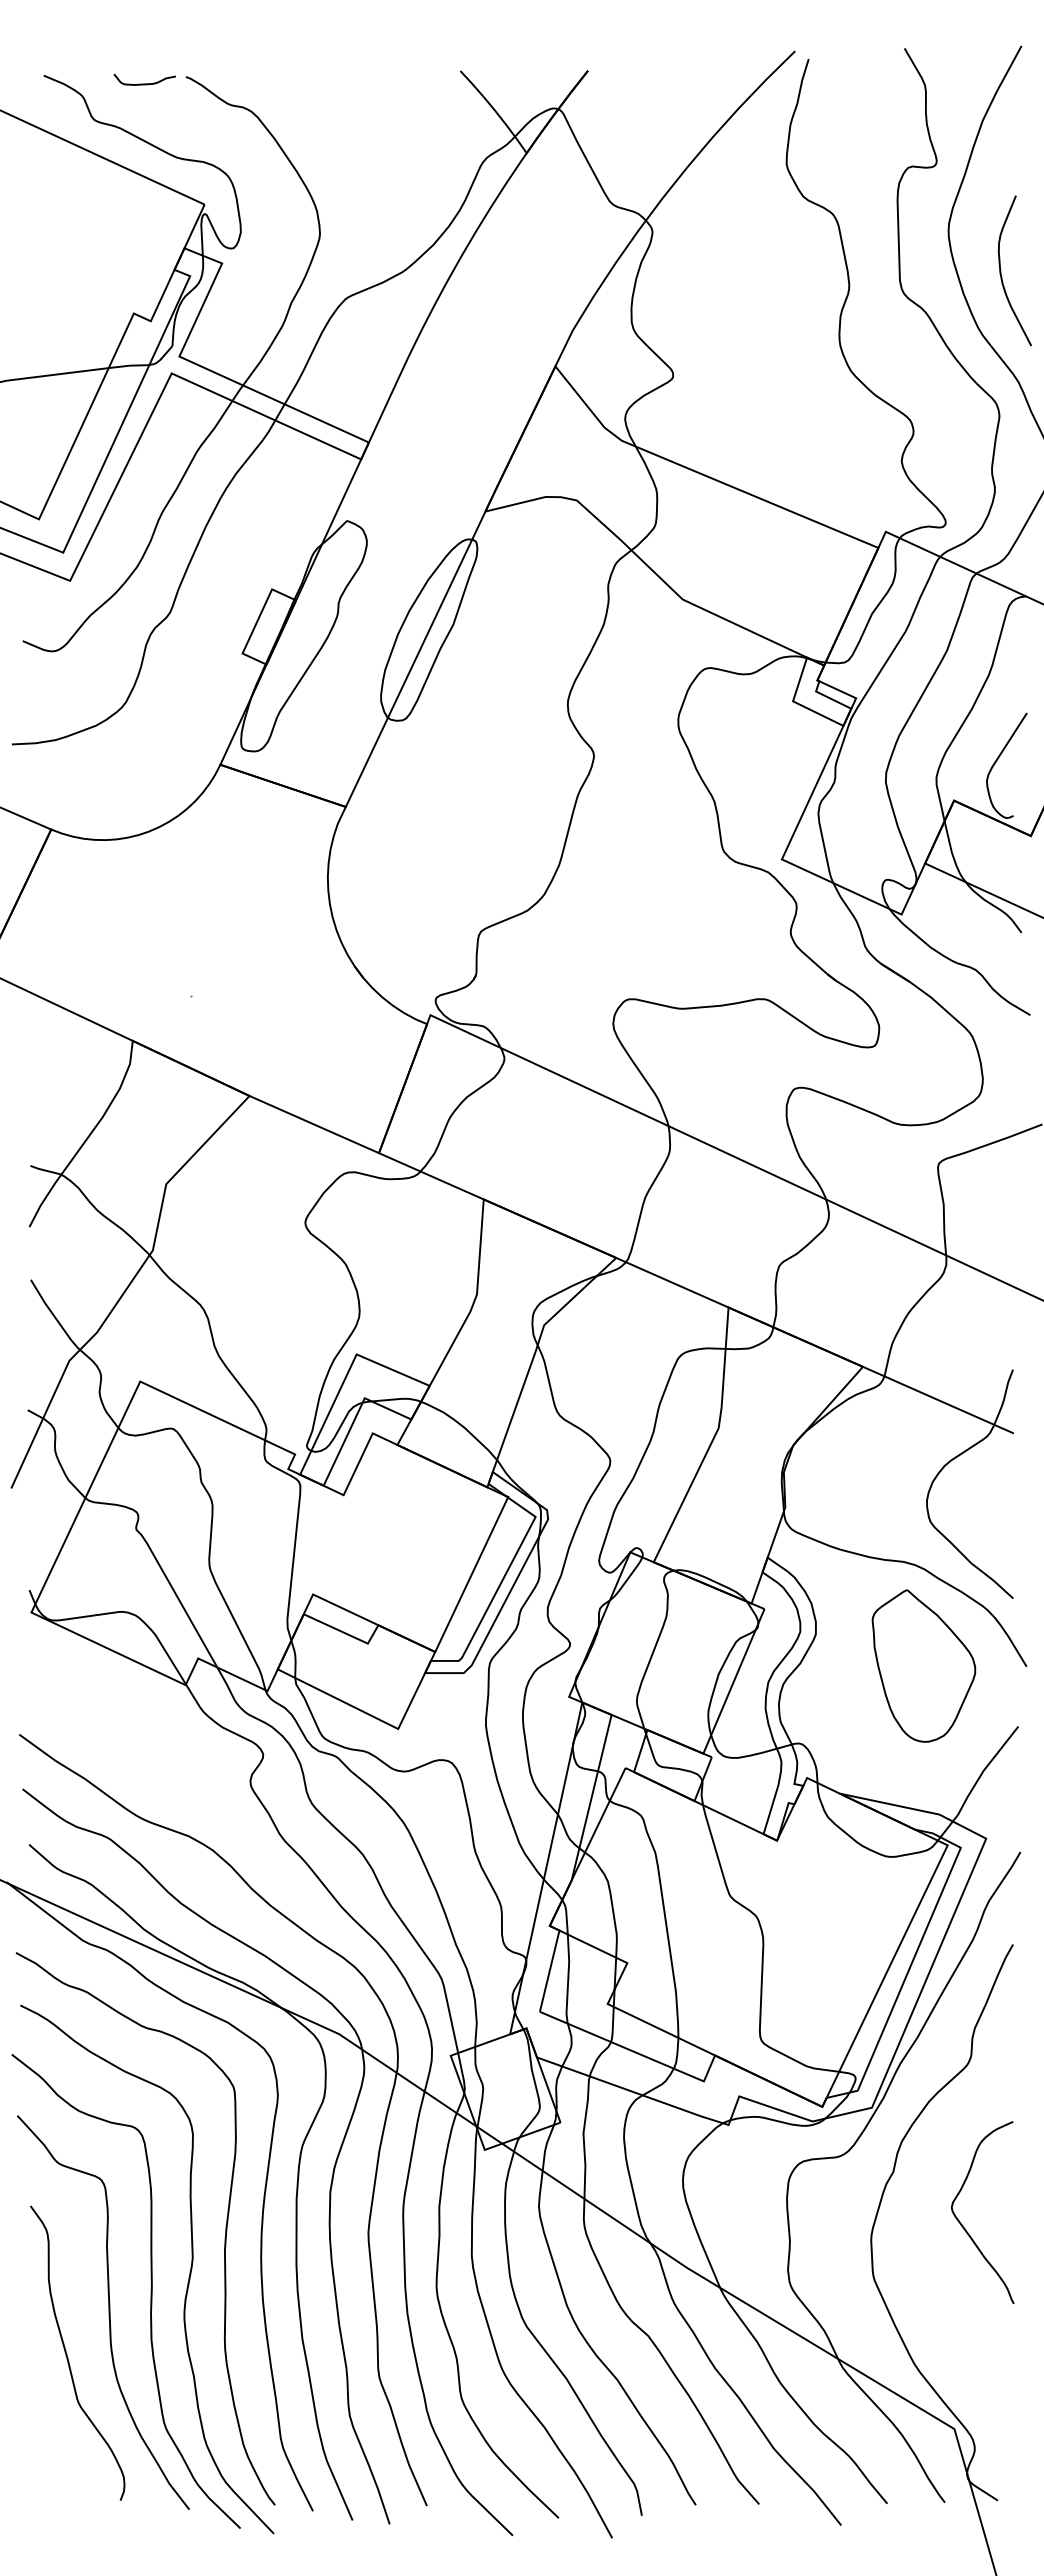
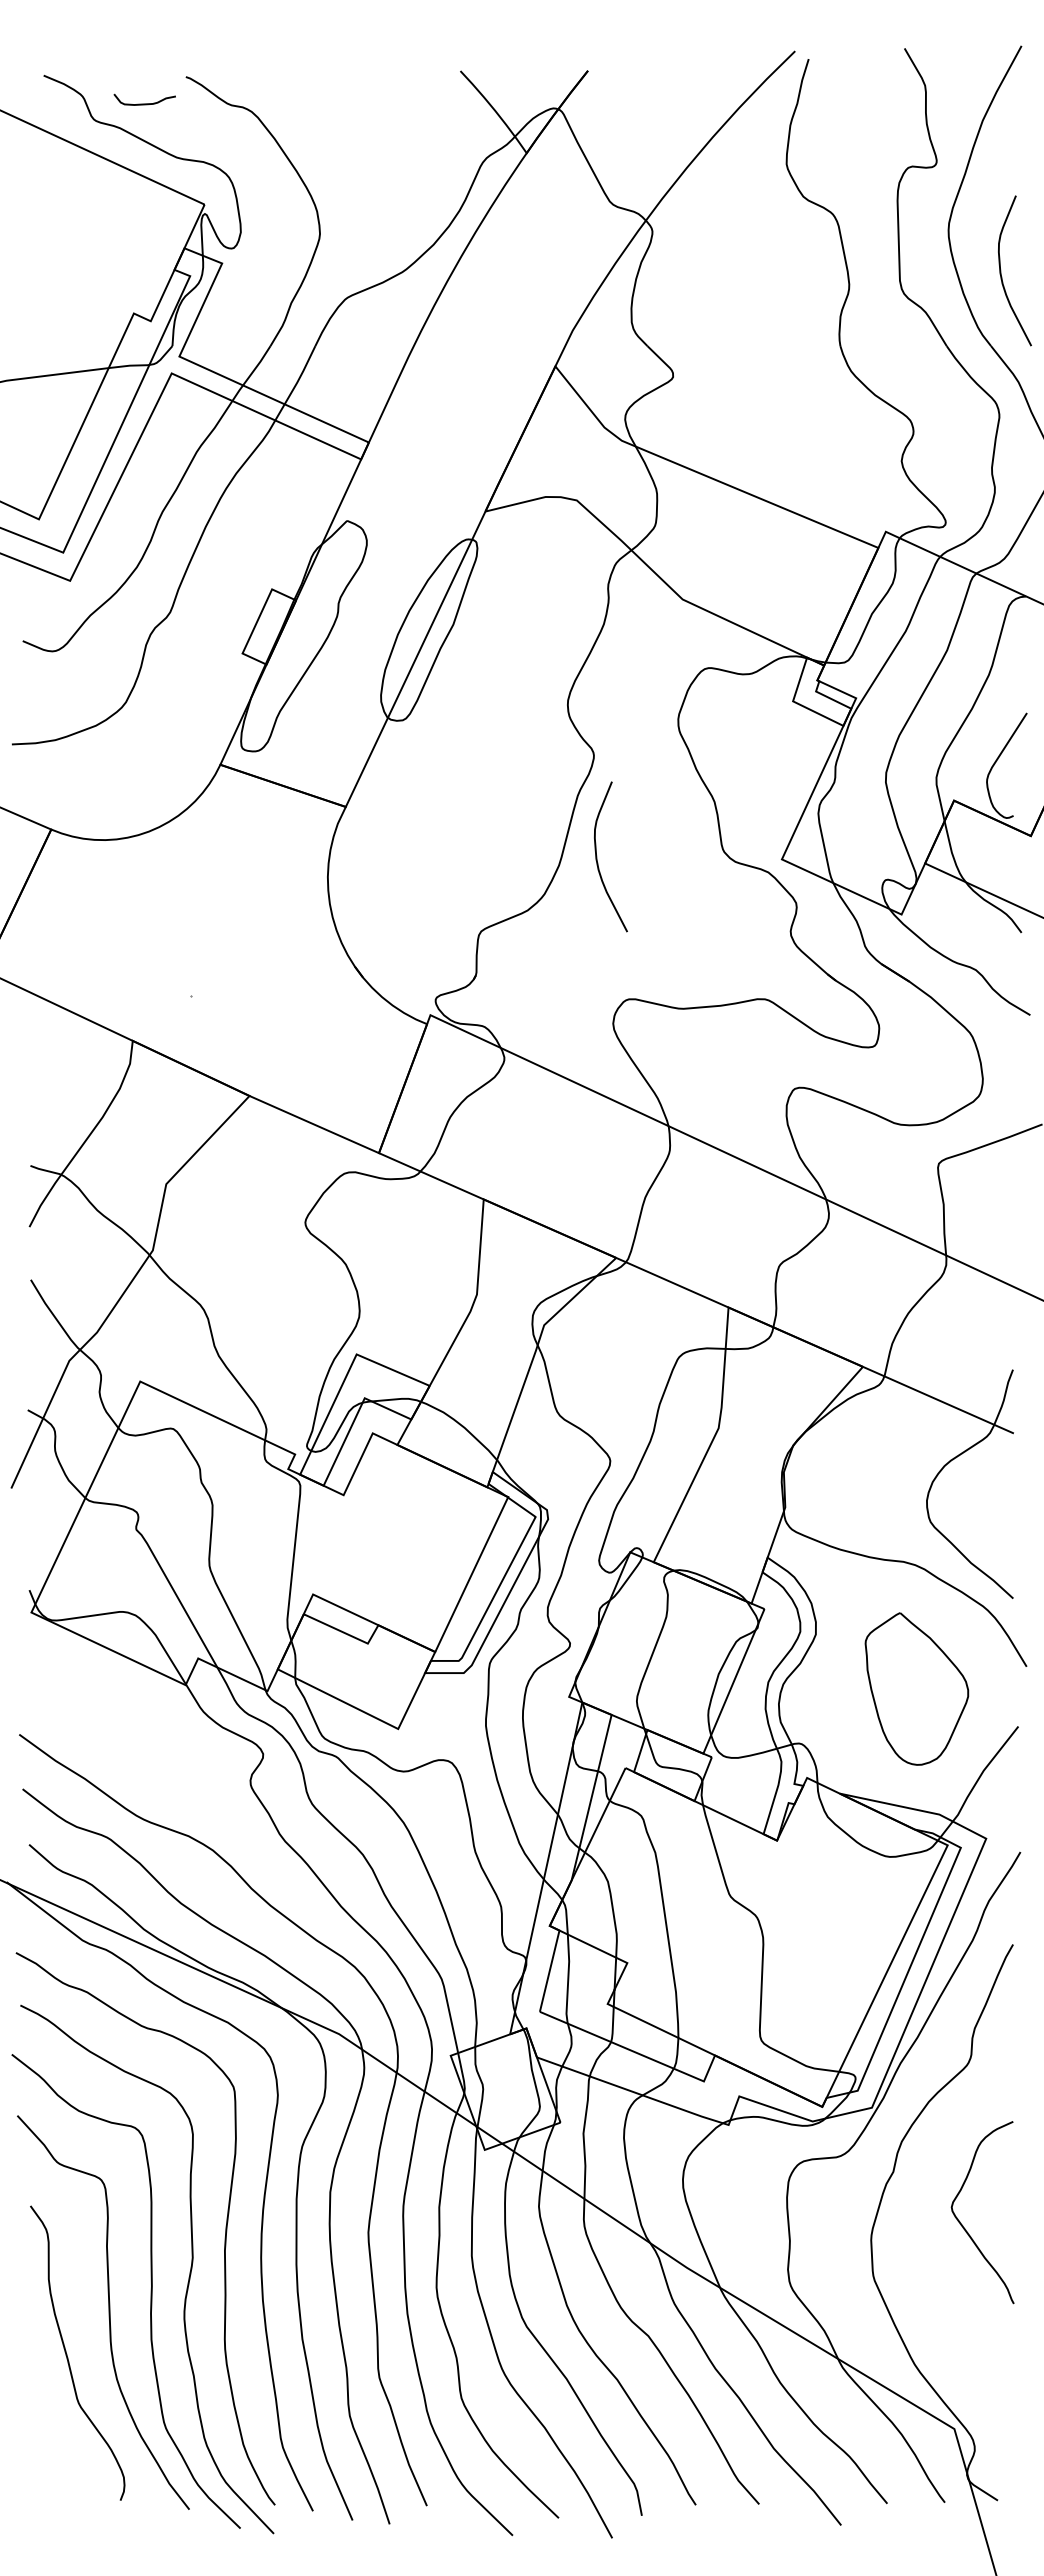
curve position: (144, 83) -> (144, 103) (144, 103)
curve: none -> present (597, 856)
part position: (923, 1665) -> (916, 1688) (916, 1688)
